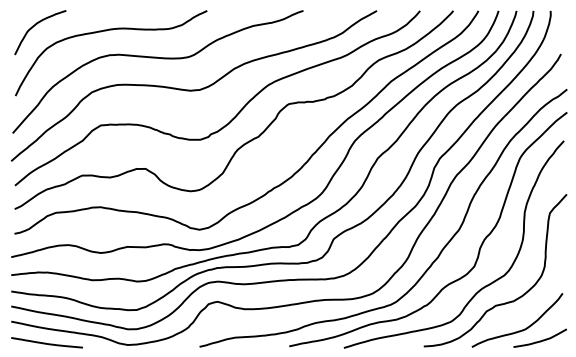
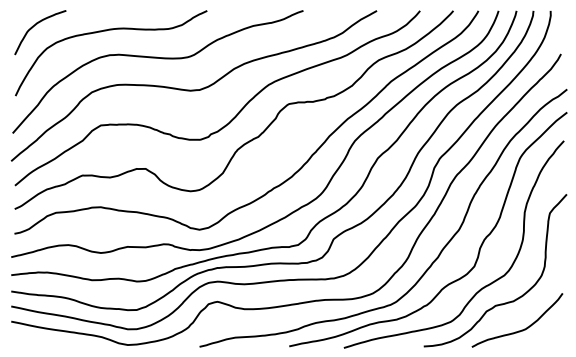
curve: present -> none (539, 340)
curve: present -> none (45, 342)
